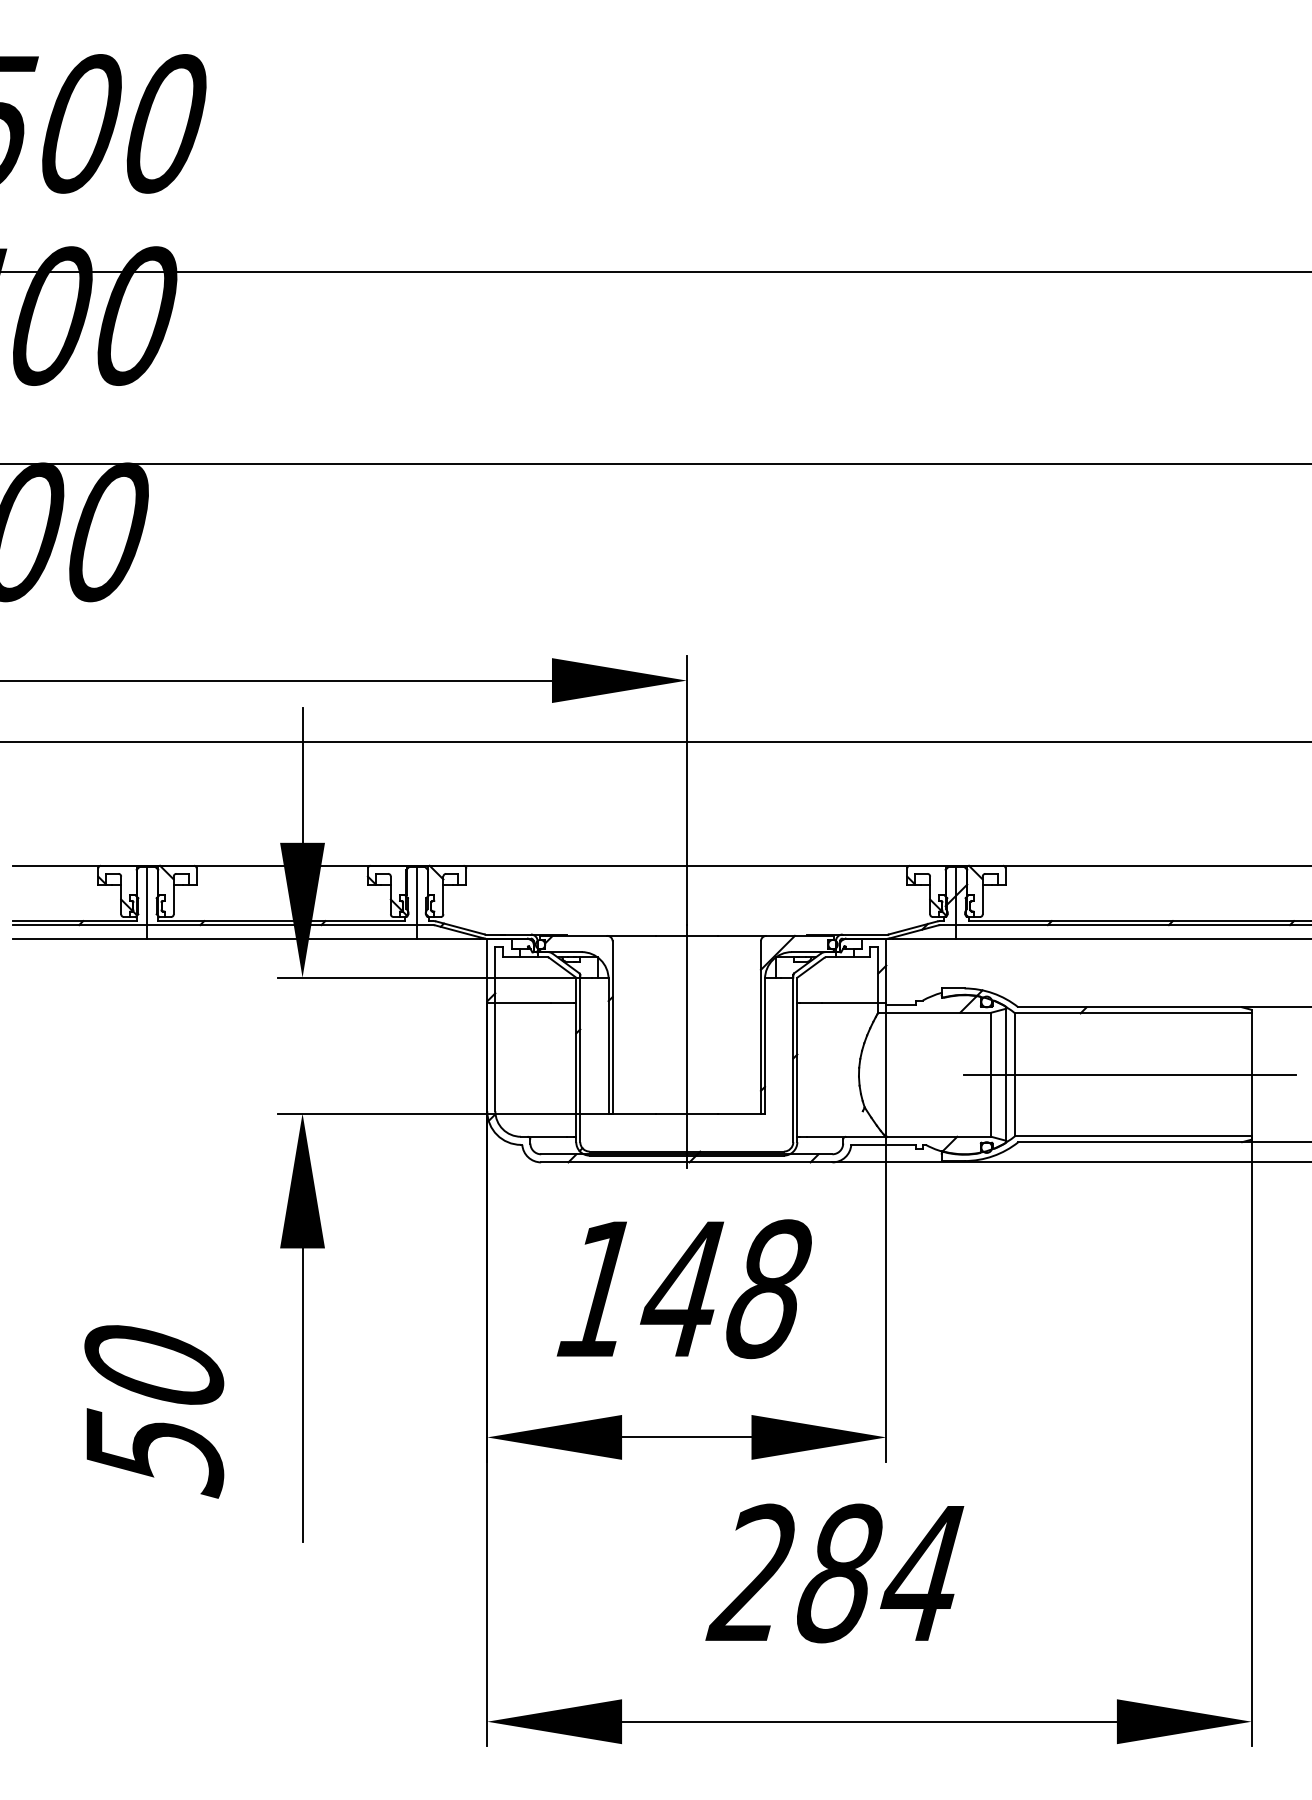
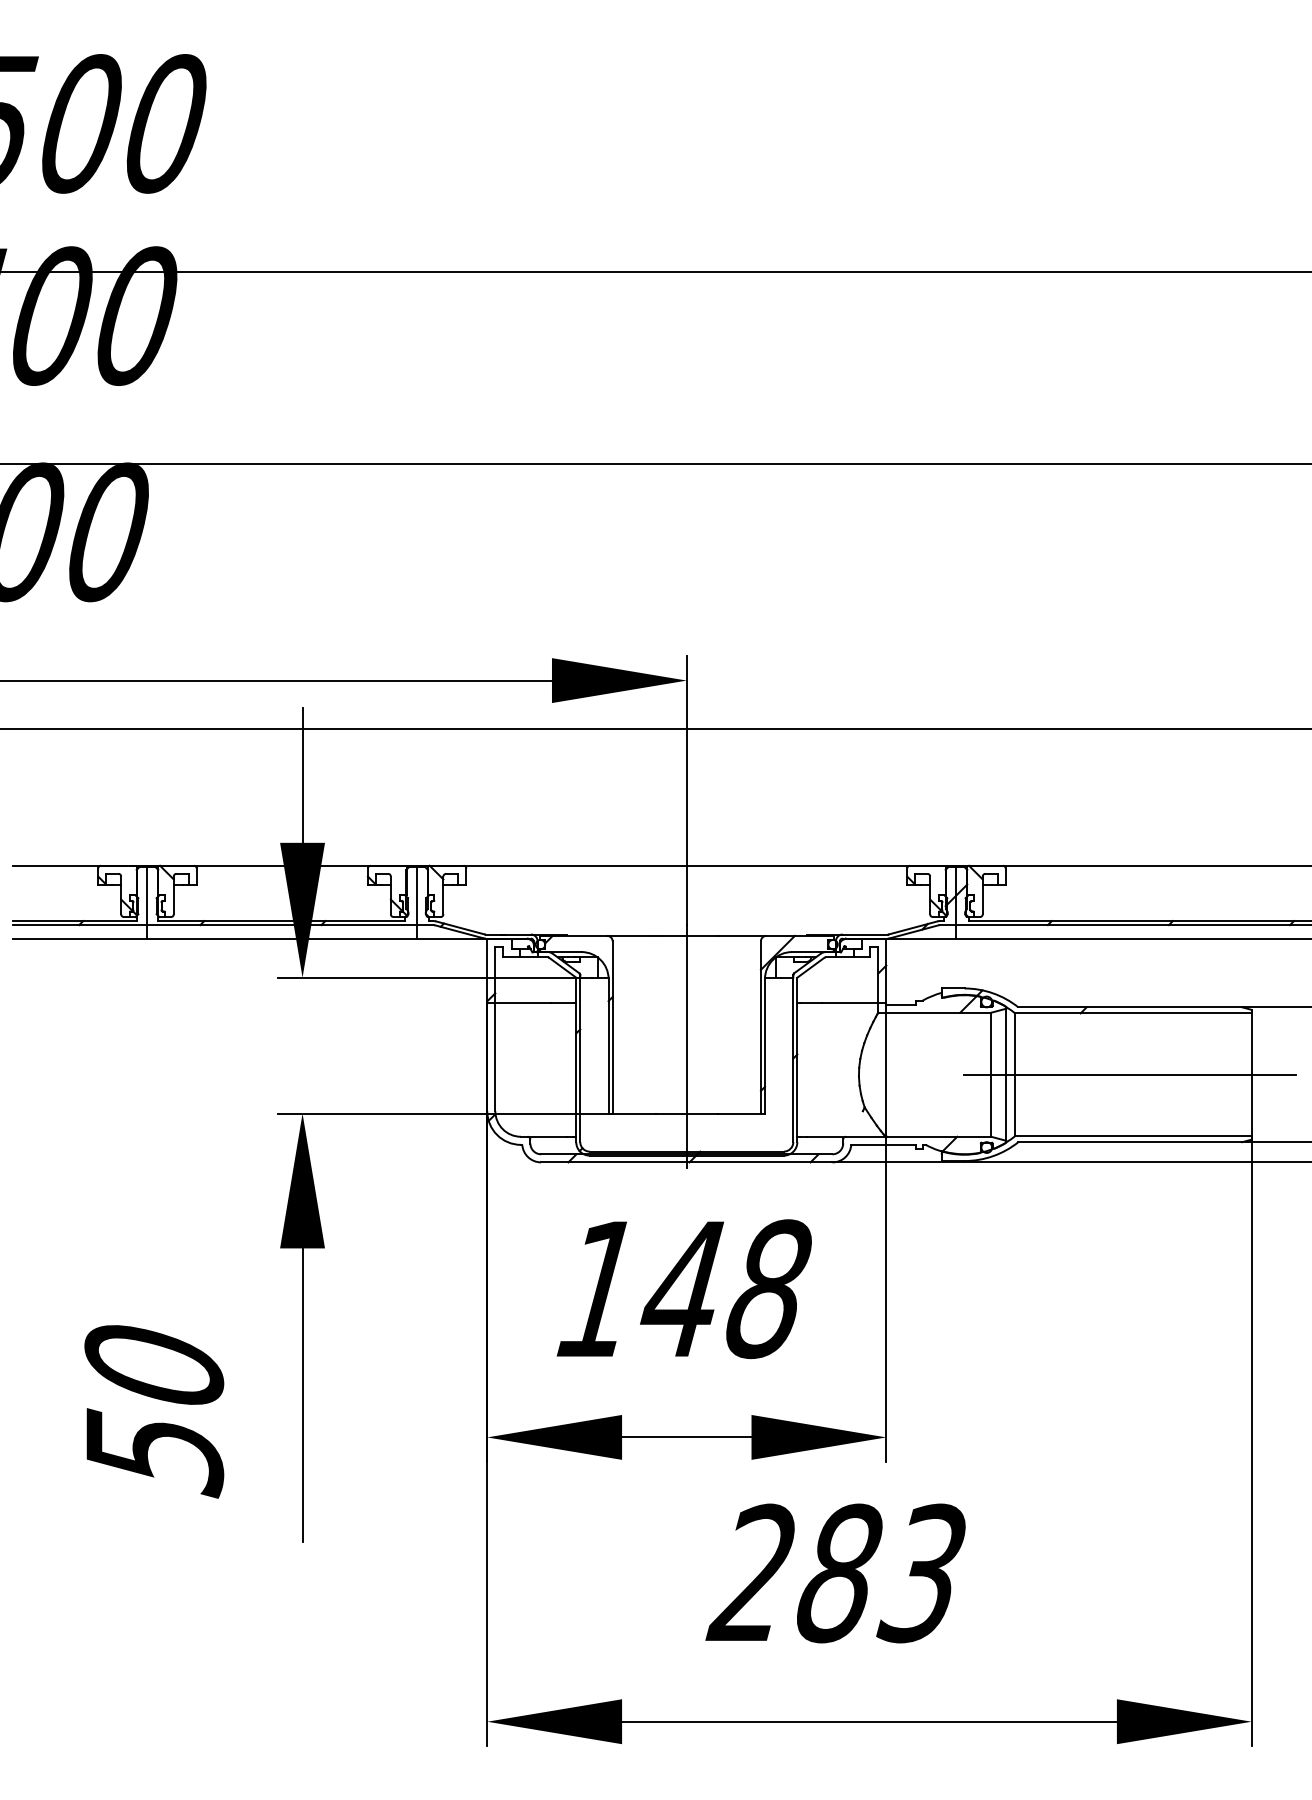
line position: (655, 741) -> (655, 728) (655, 728)
text: 284 -> 283 (920, 1573)
